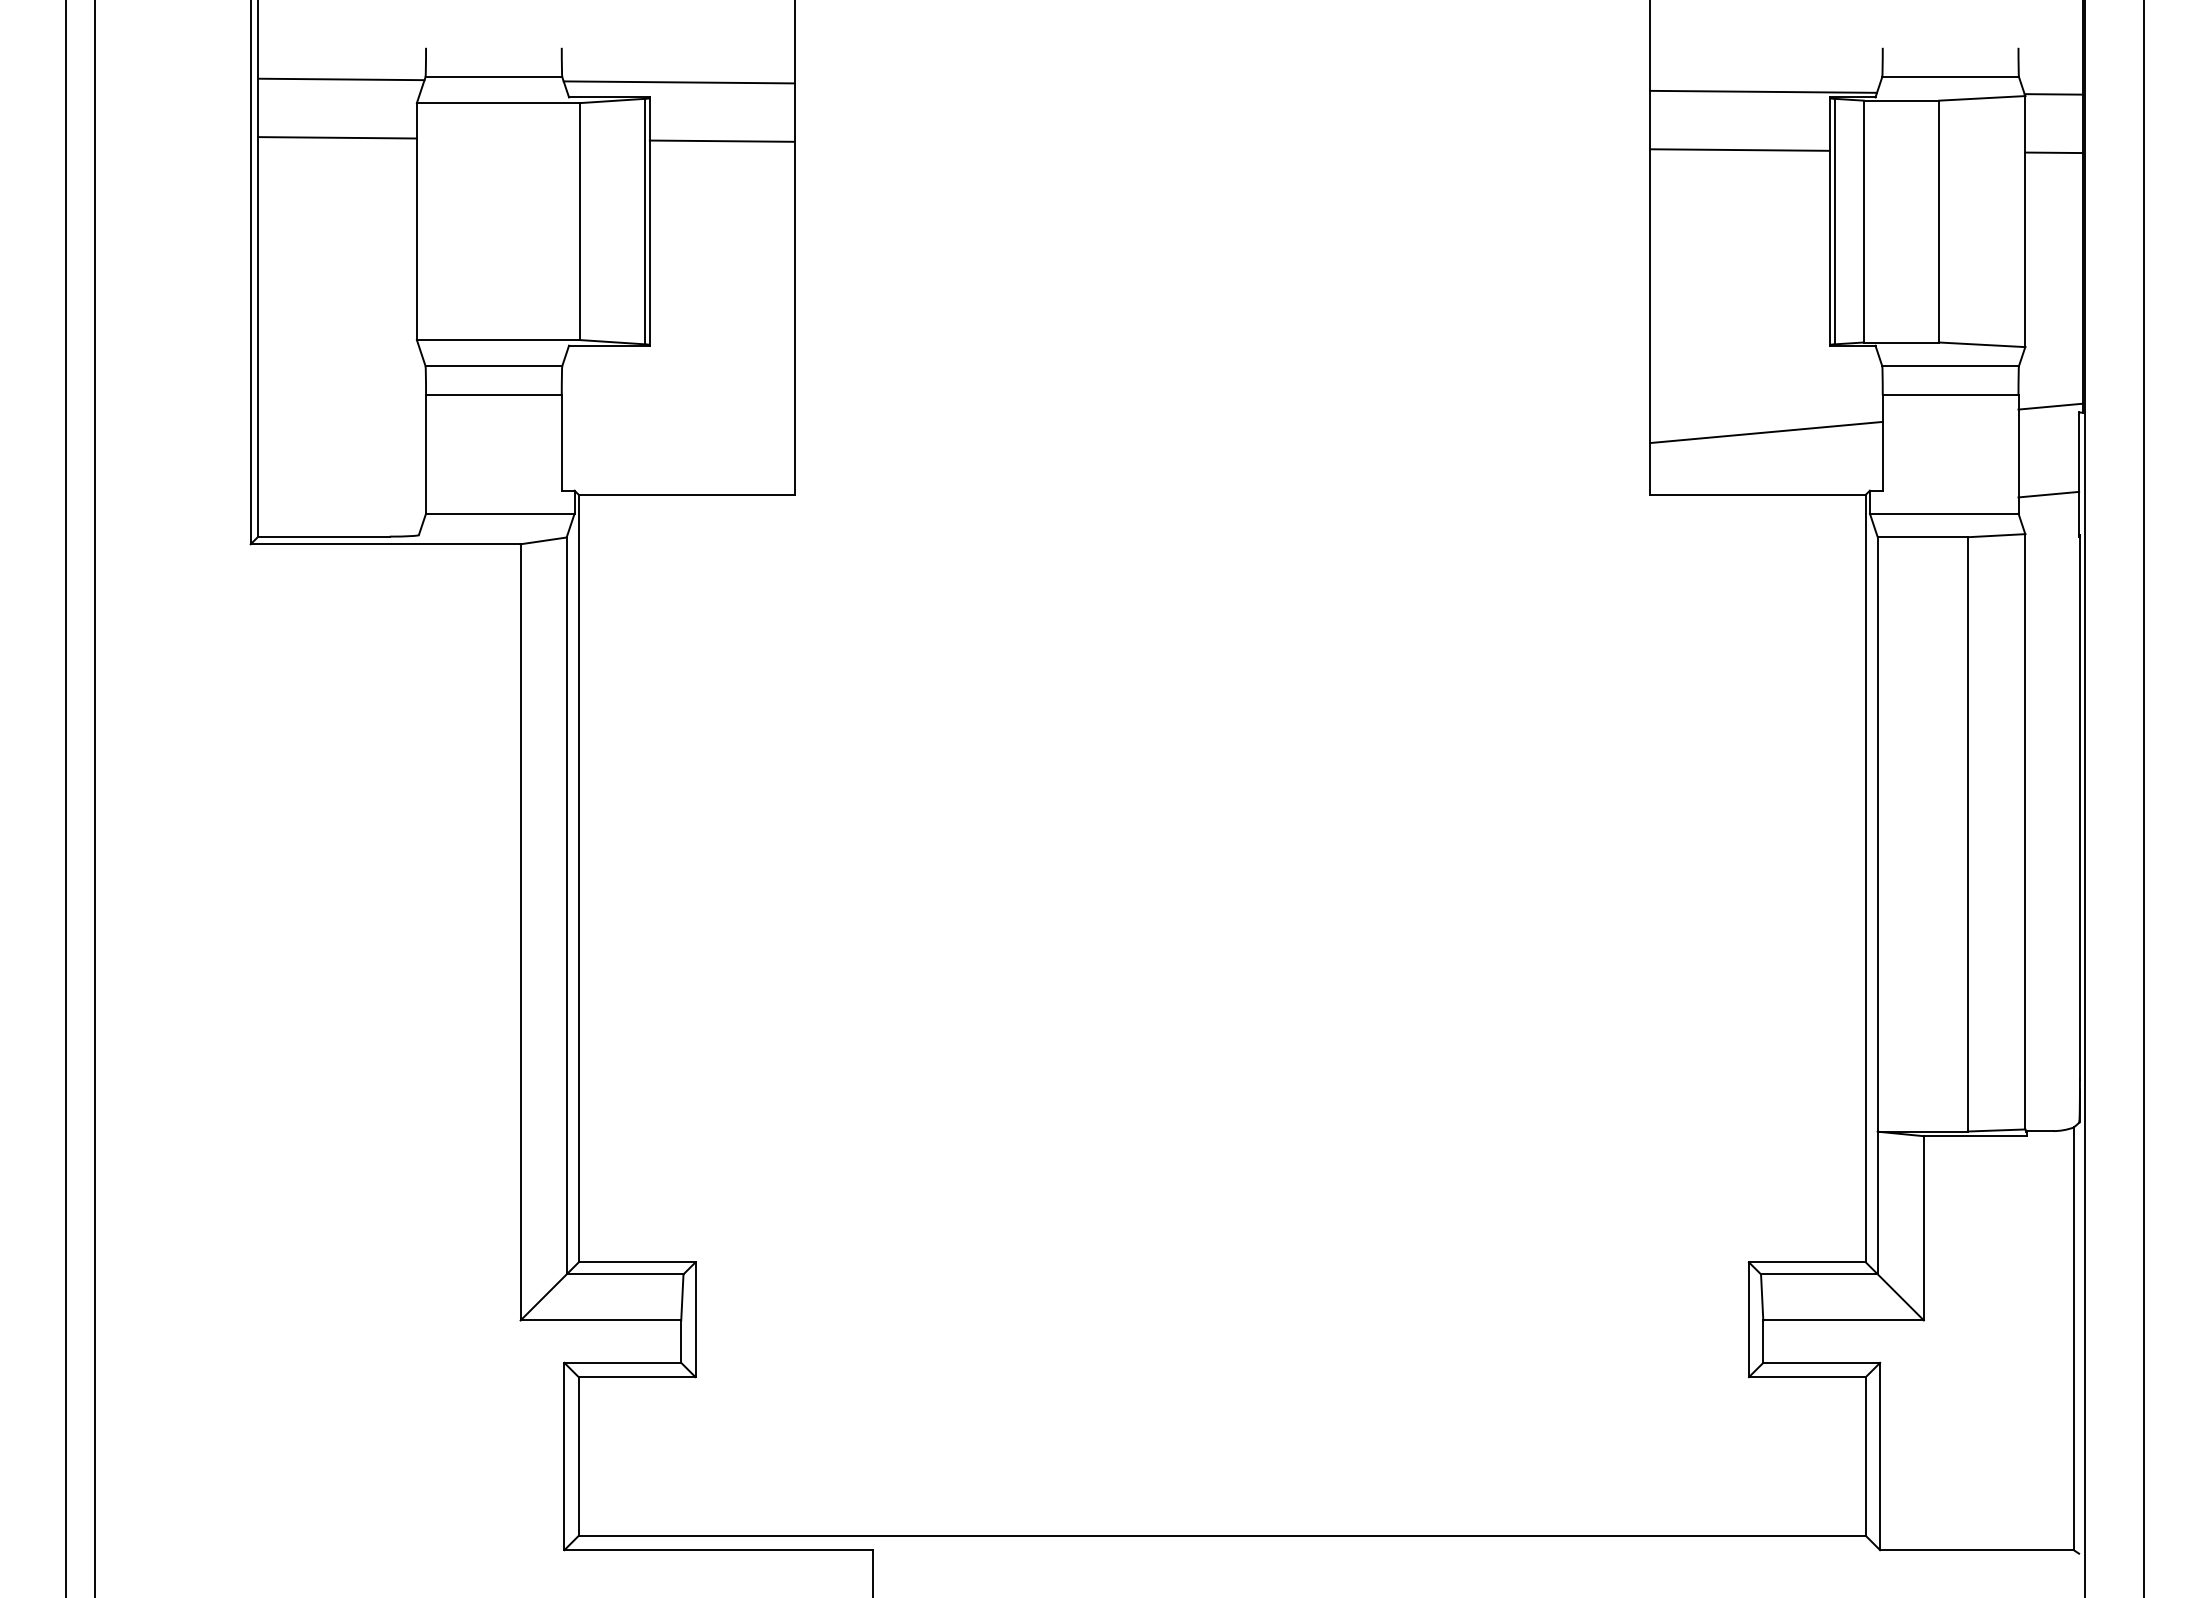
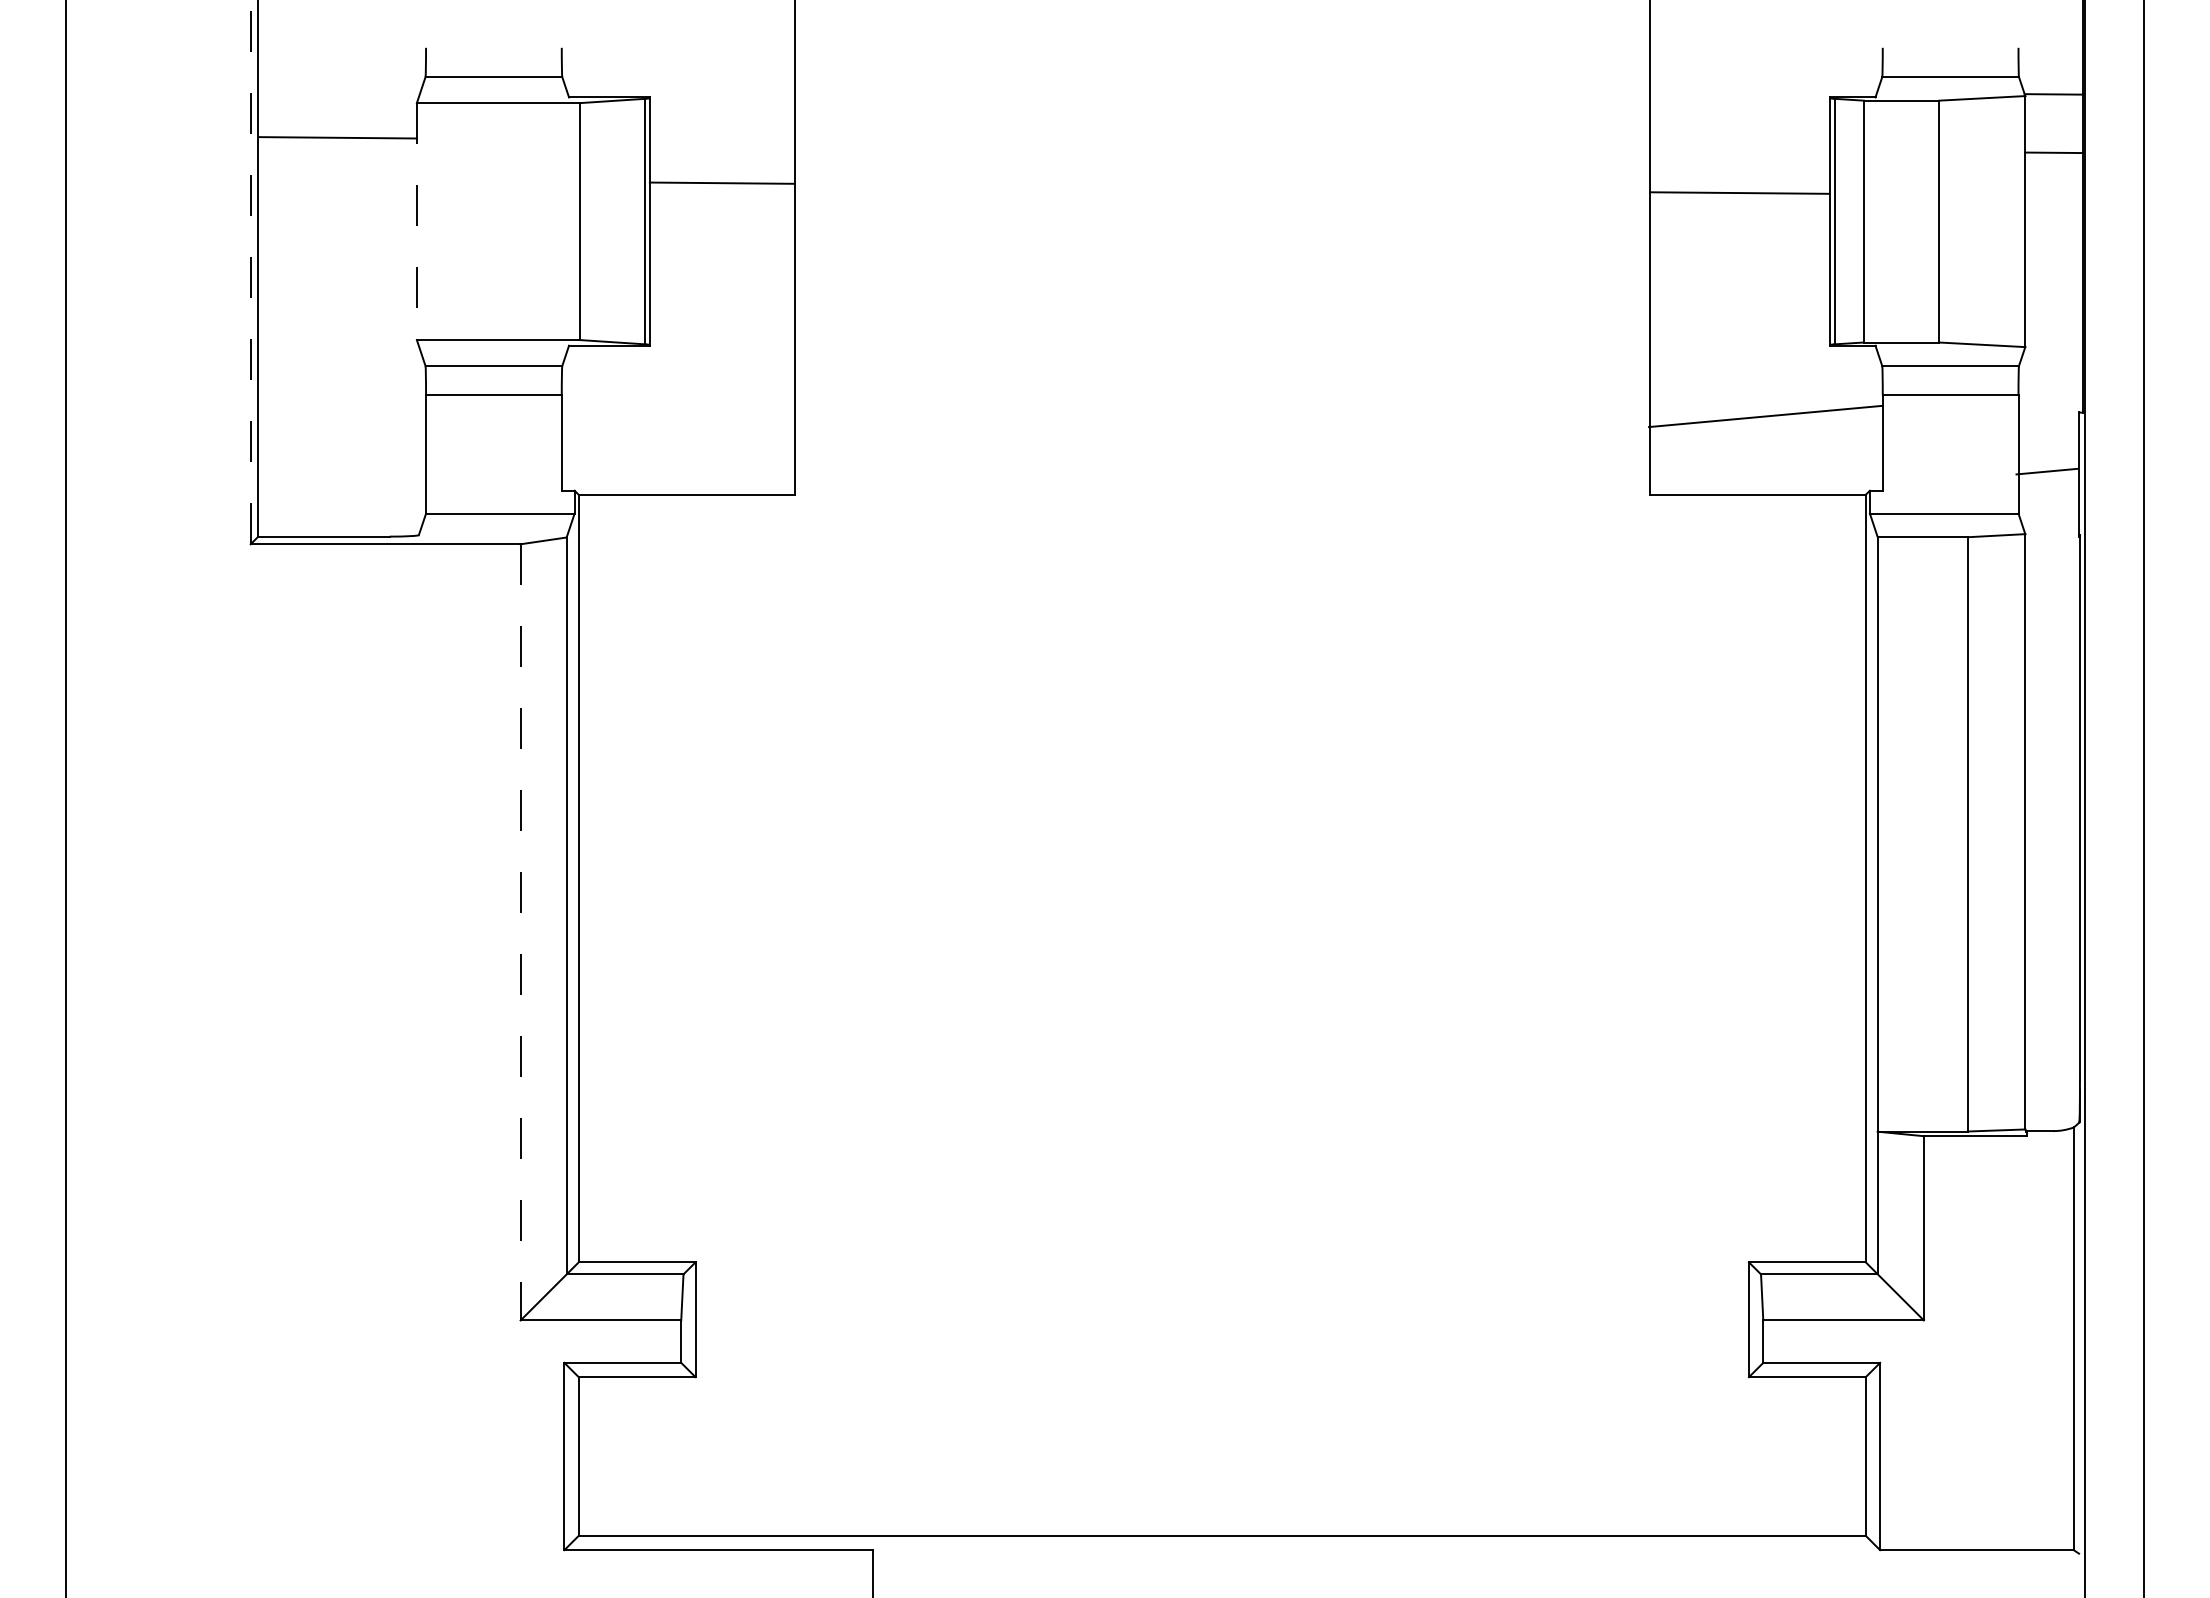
line: present -> none (341, 79)
line: present -> none (678, 82)
line: present -> none (1763, 91)
line position: (721, 140) -> (721, 182) (721, 182)
line position: (1739, 149) -> (1739, 192) (1739, 192)
line: solid -> dashed (416, 222)
line: solid -> dashed (250, 272)
line: present -> none (2050, 406)
line position: (1766, 432) -> (1765, 416) (1765, 416)
line position: (2048, 494) -> (2046, 471) (2046, 471)
line: present -> none (95, 798)
line: solid -> dashed (520, 932)
